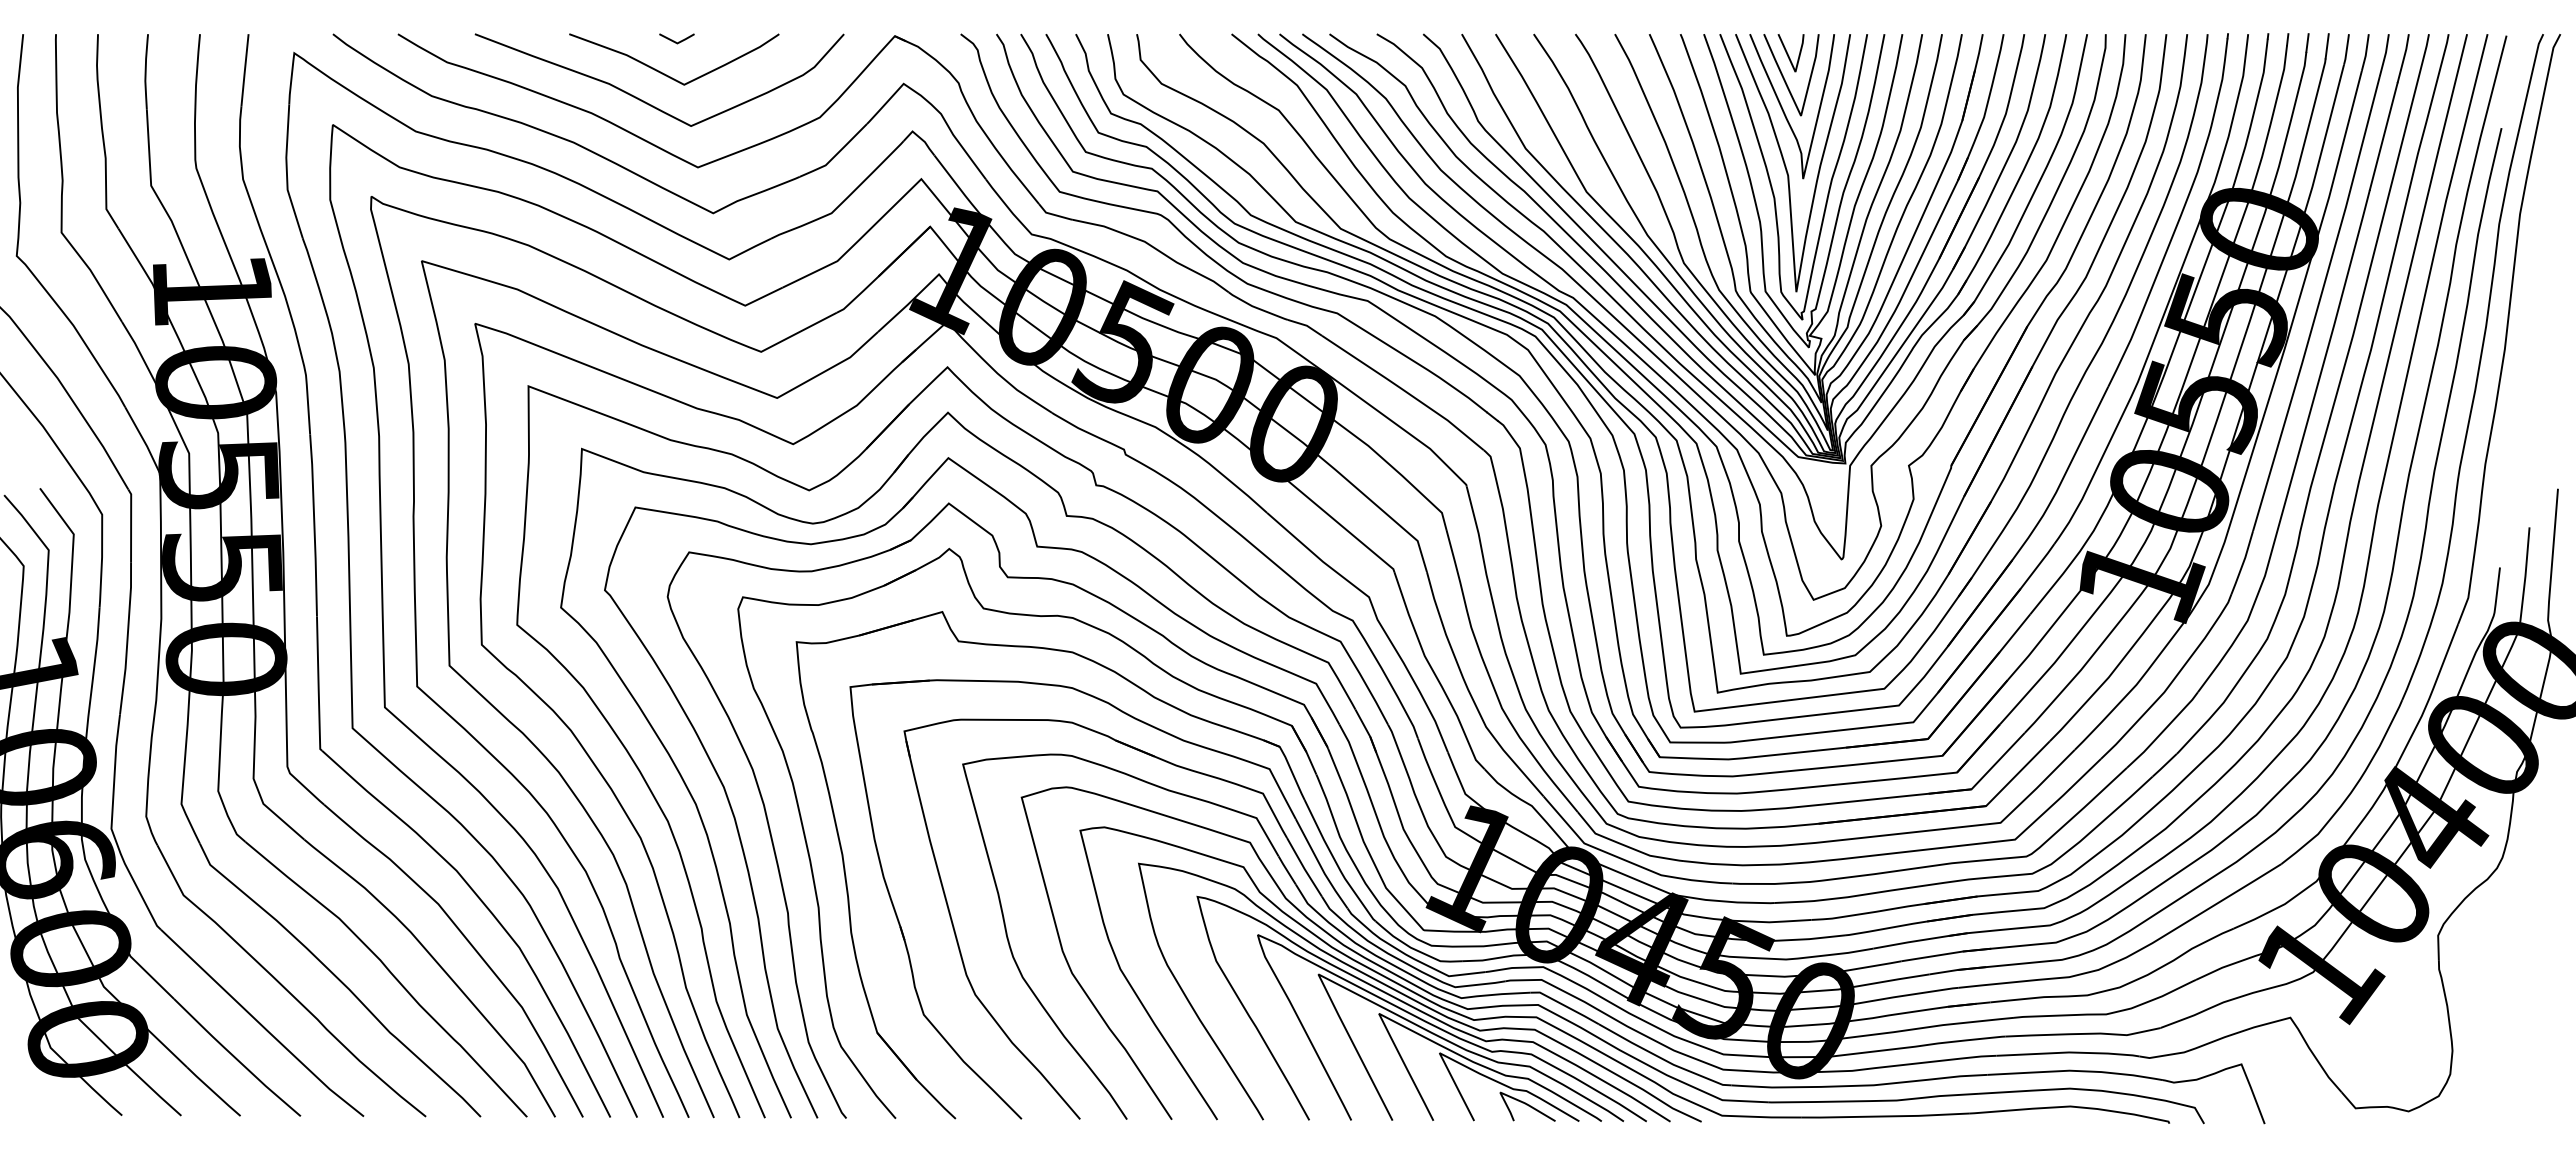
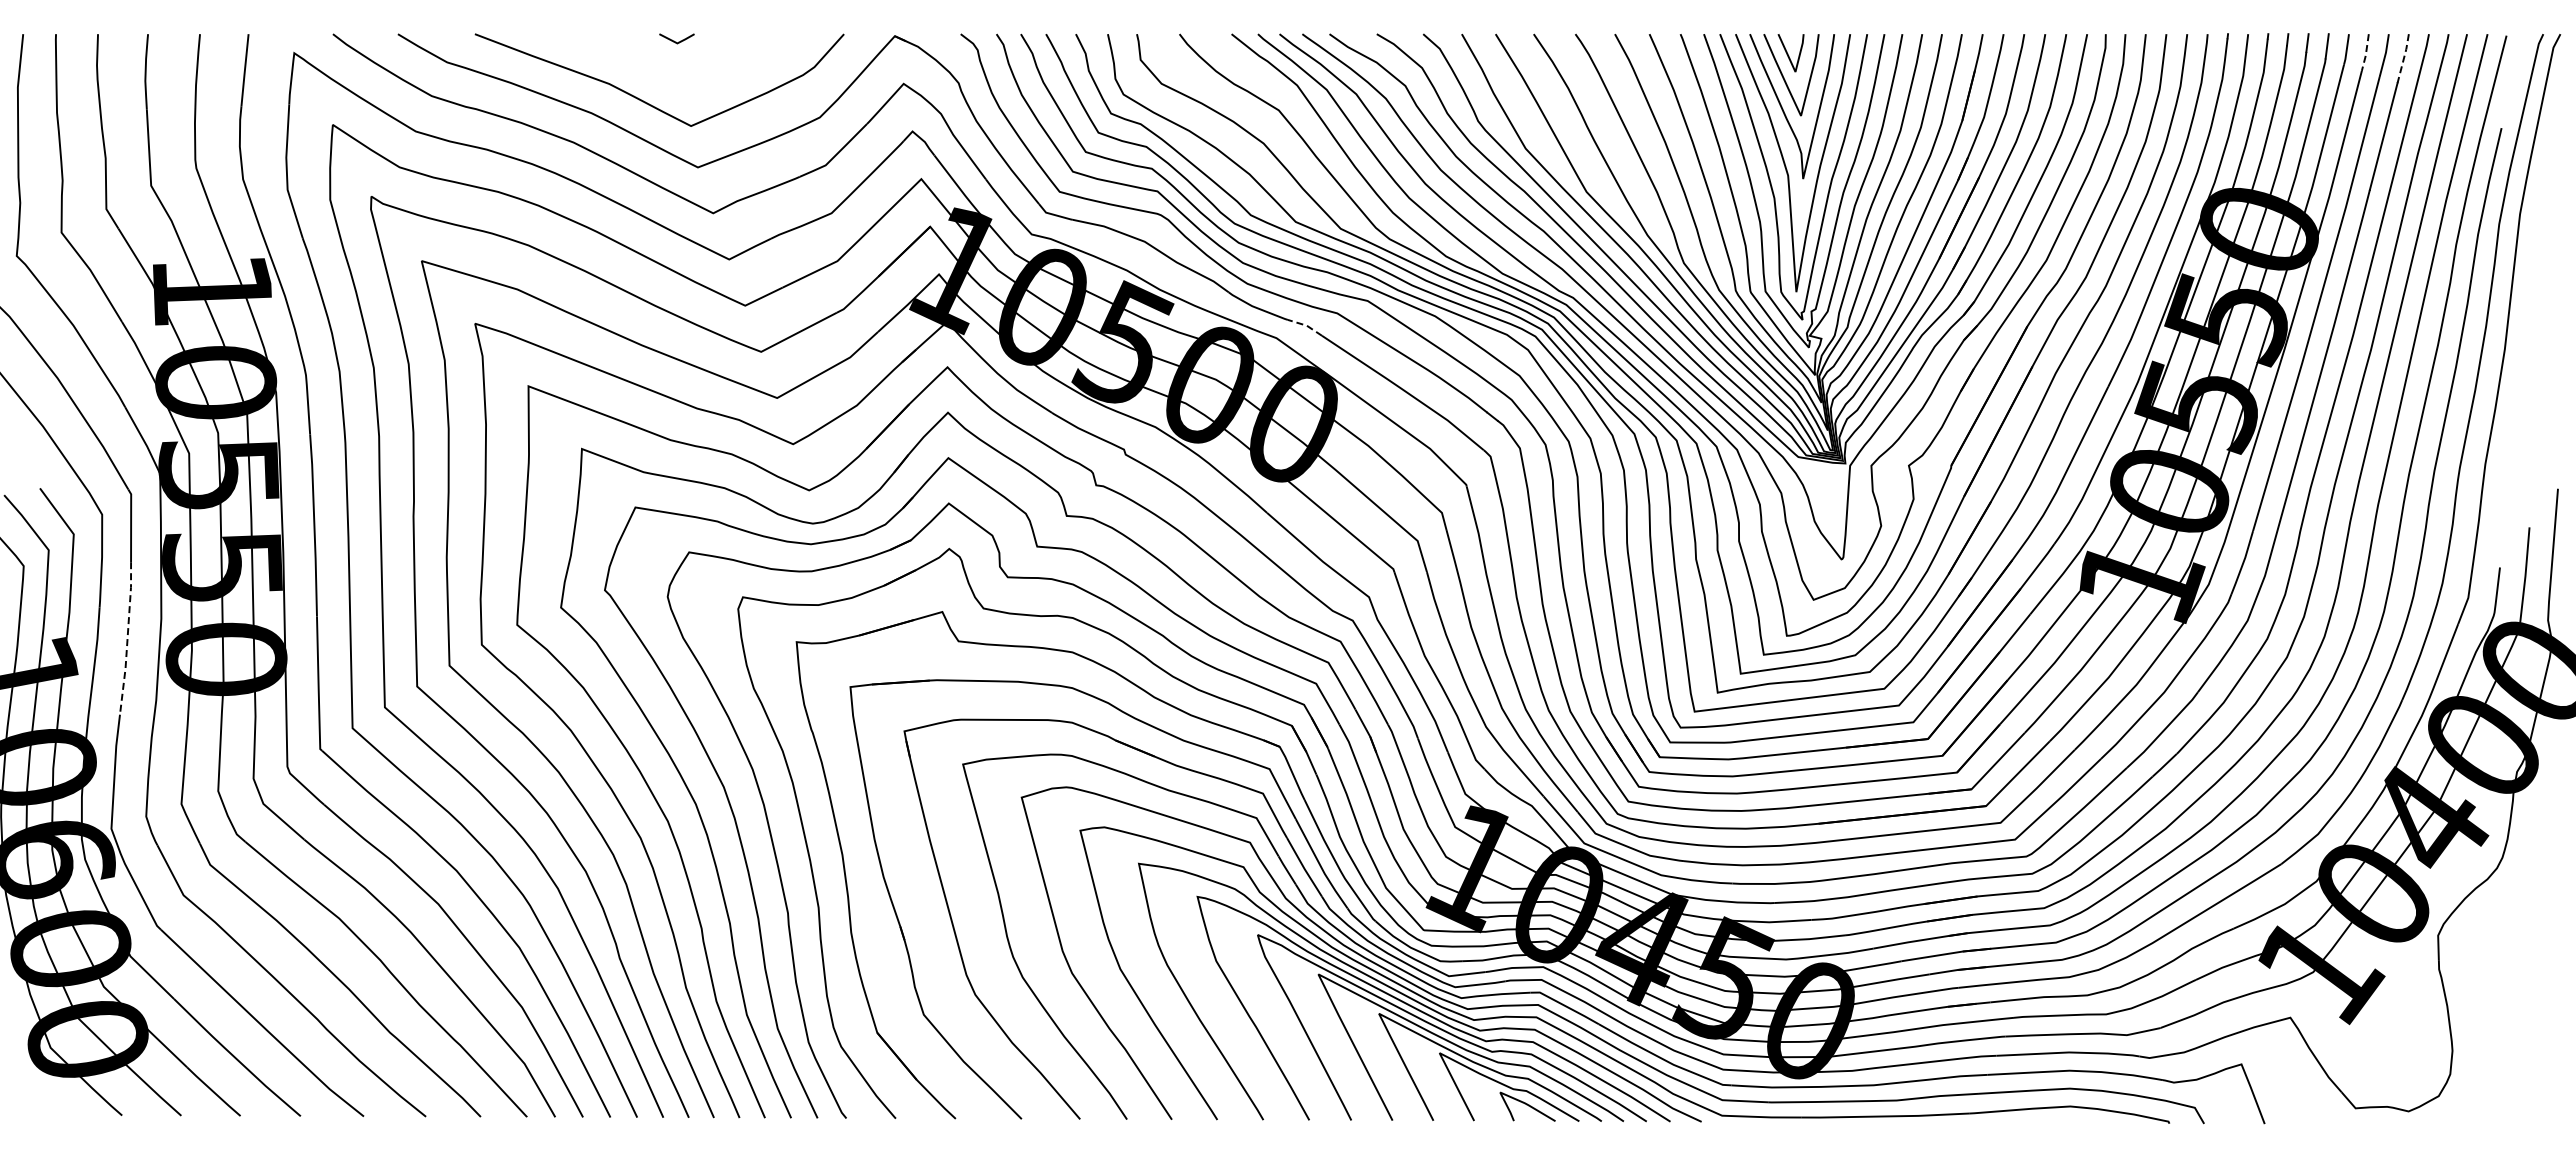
line: solid -> dashed (2365, 53)
line: solid -> dashed (2404, 57)
curve: present -> none (666, 74)
line: solid -> dashed (1306, 325)
line: solid -> dashed (127, 638)
